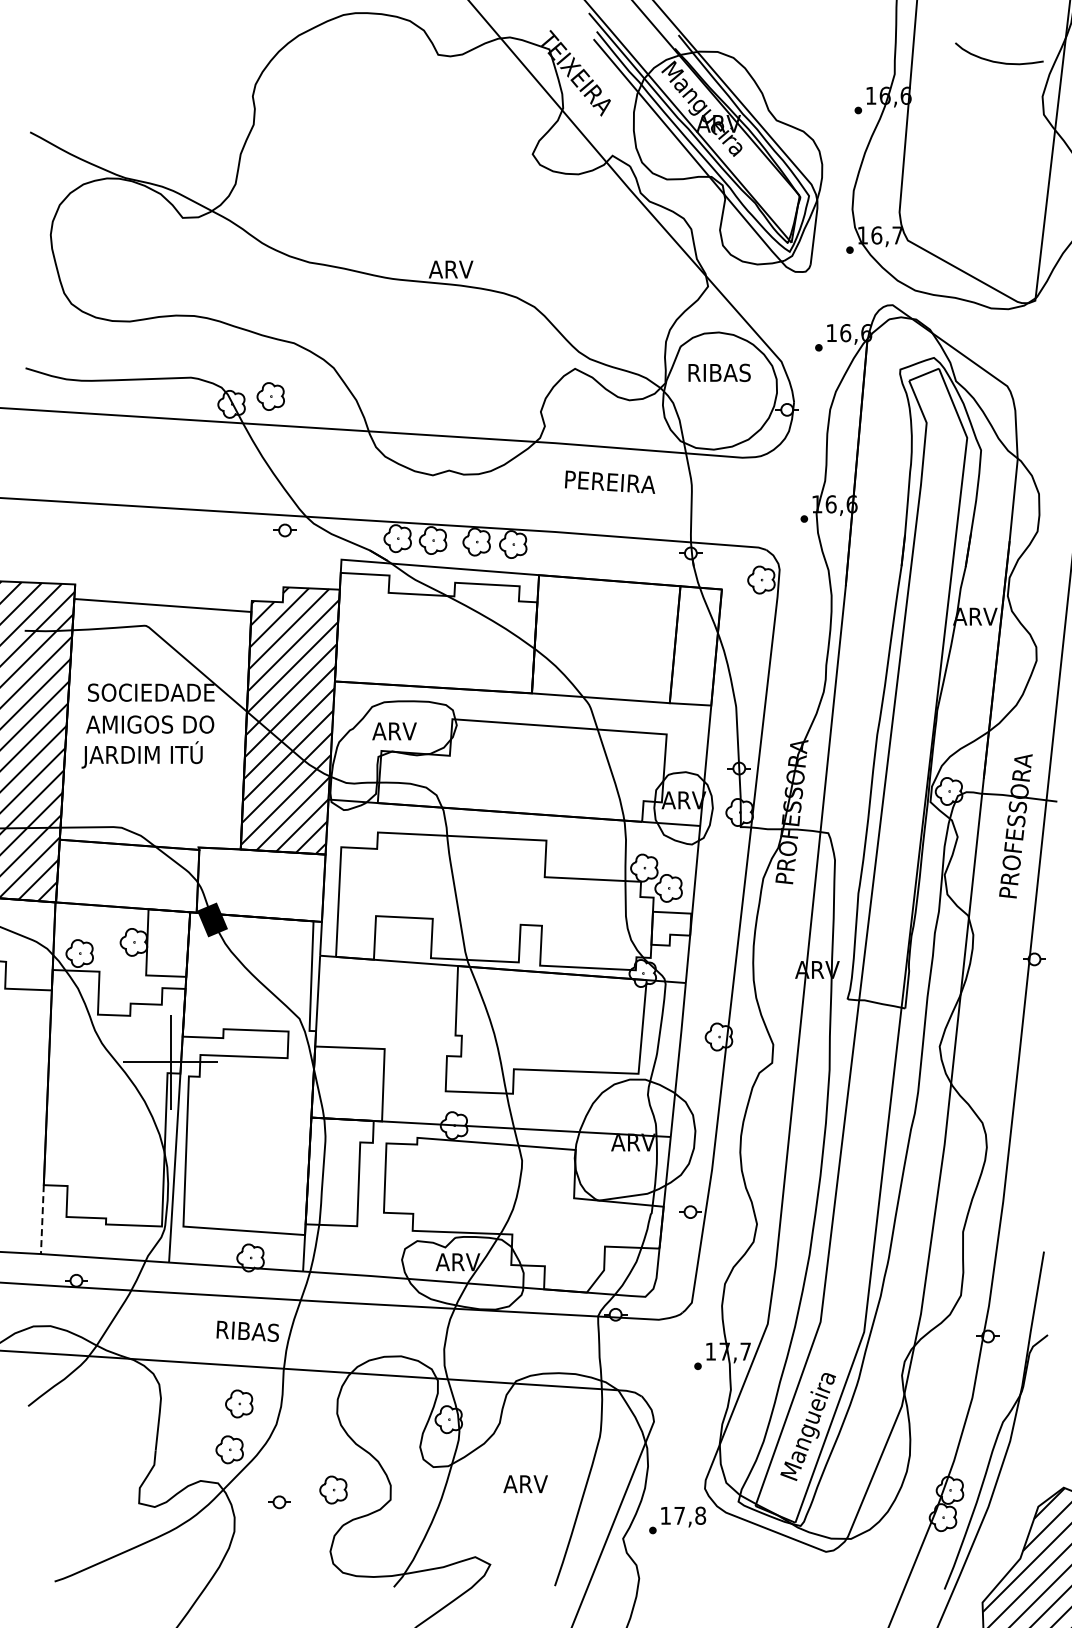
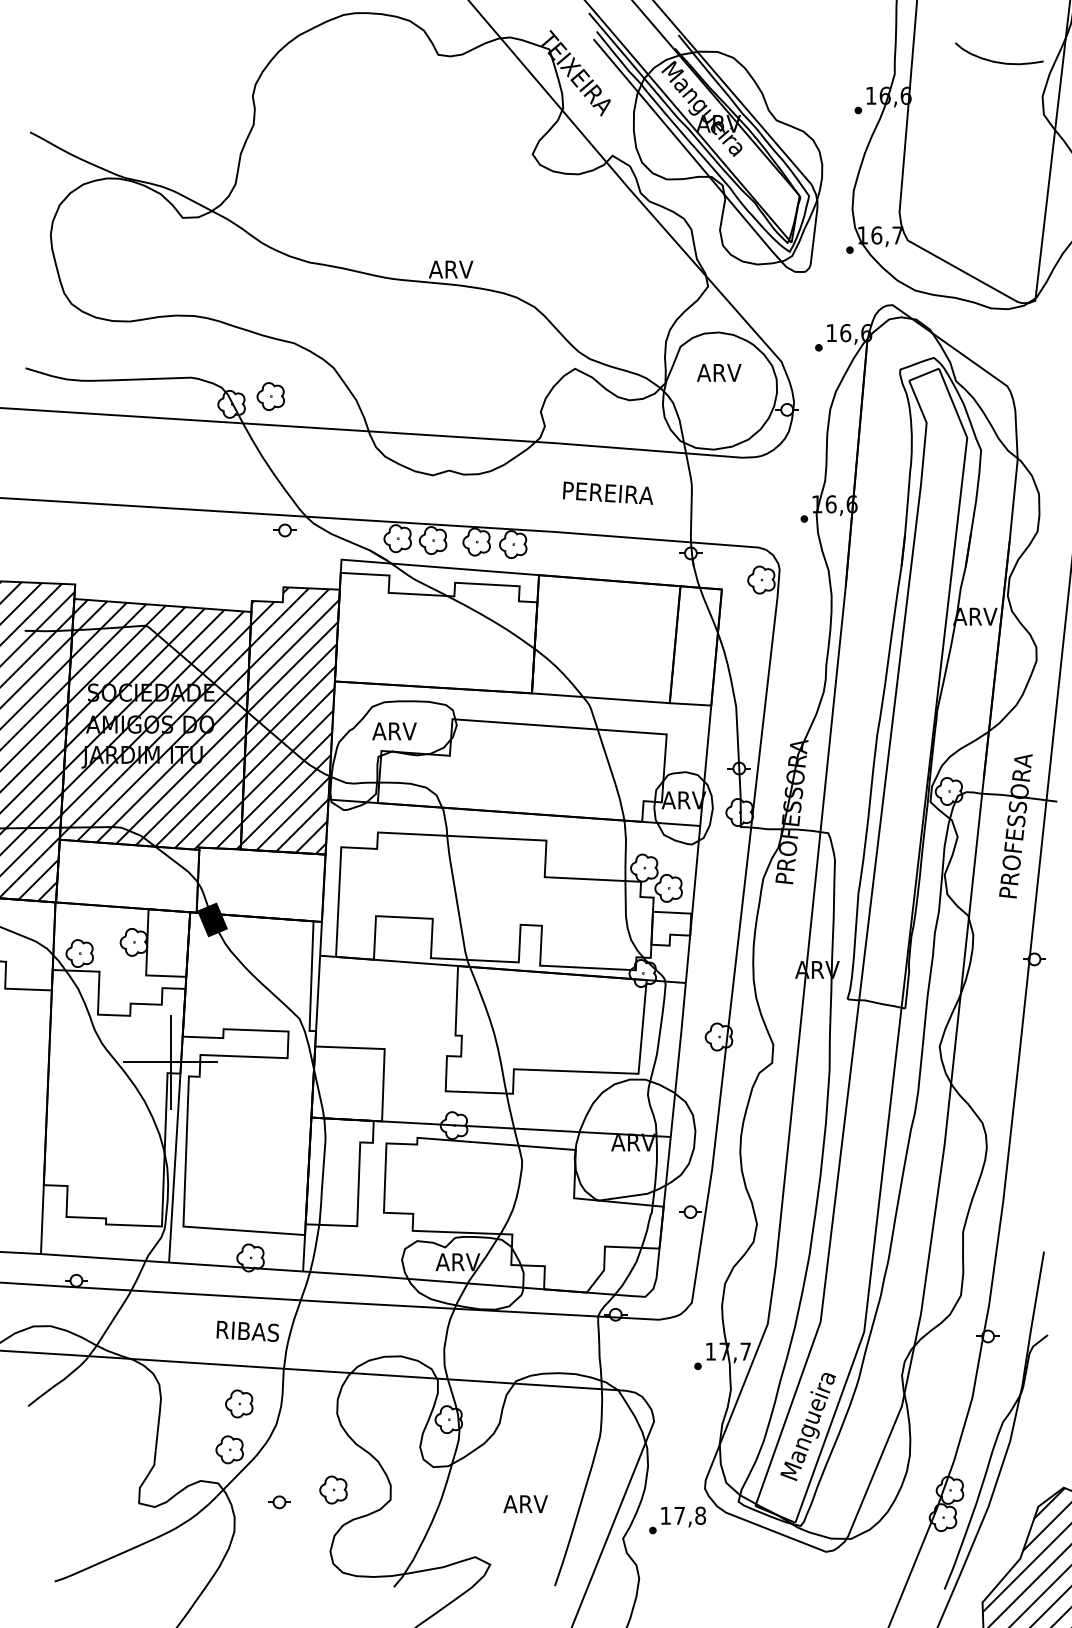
text: RIBAS -> ARV (719, 372)
text position: (610, 481) -> (608, 492) (608, 492)
hatch: none -> present (154, 724)
line: dashed -> solid (42, 1220)
text position: (525, 1483) -> (525, 1503) (525, 1503)
